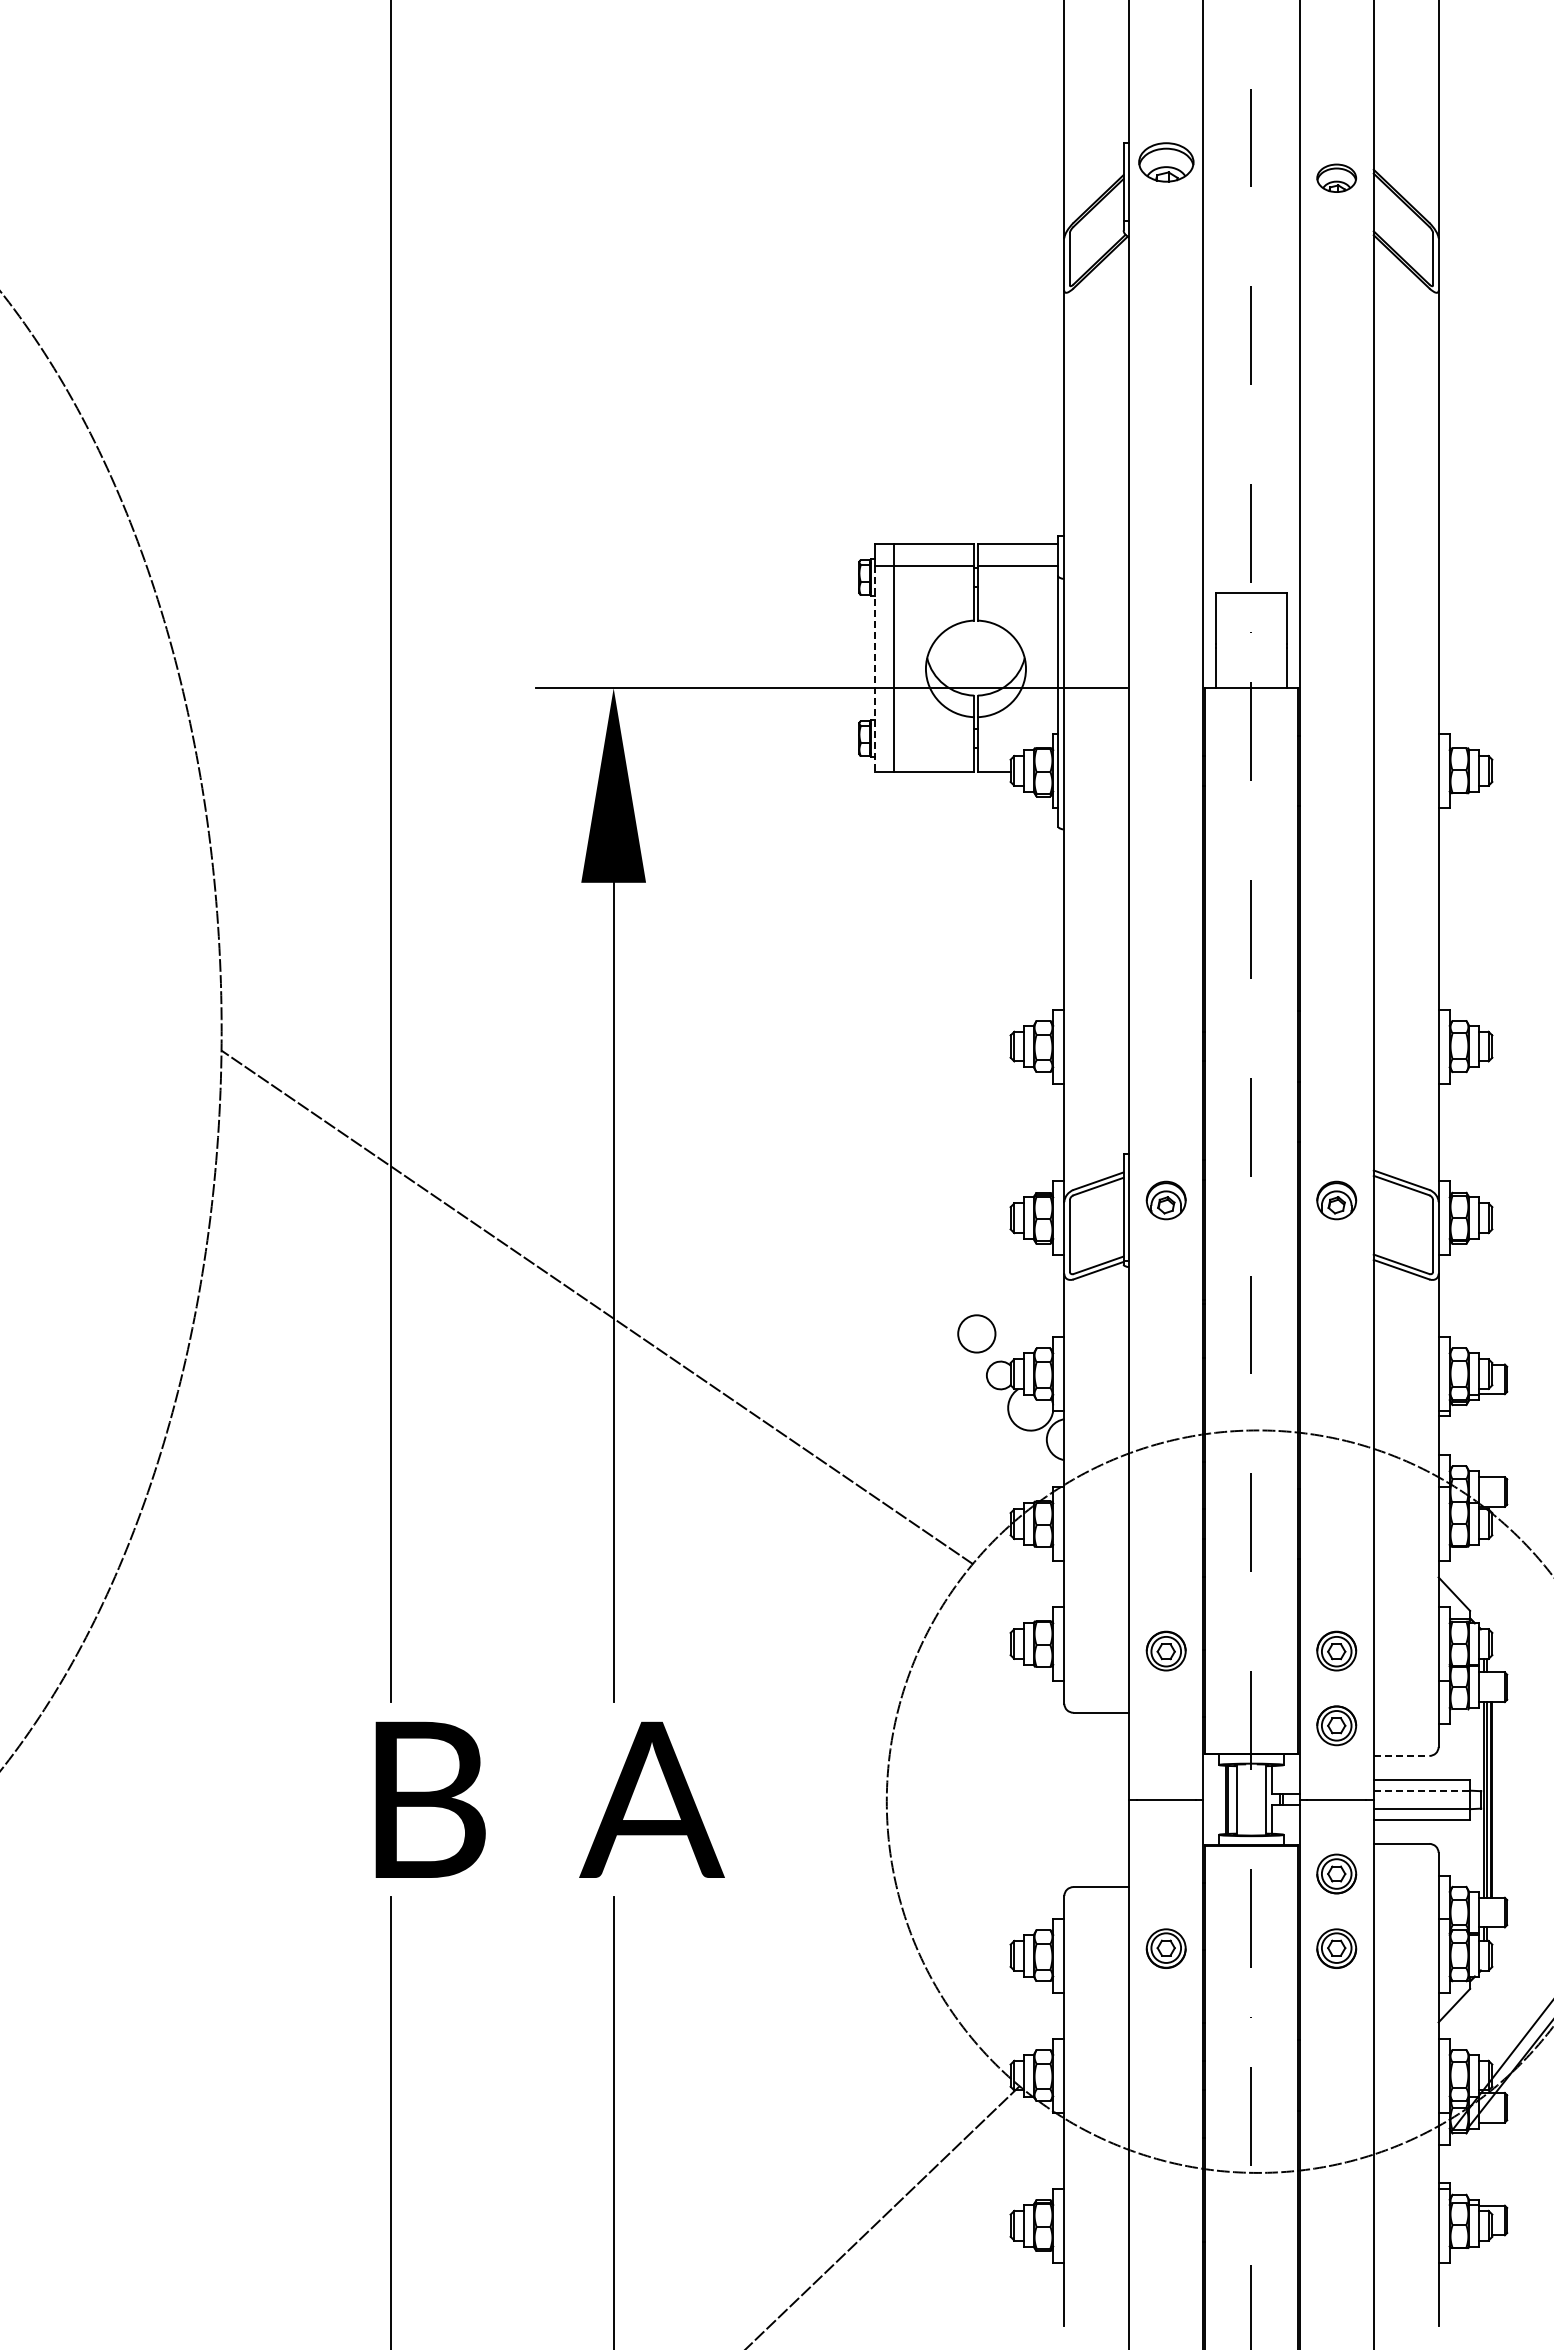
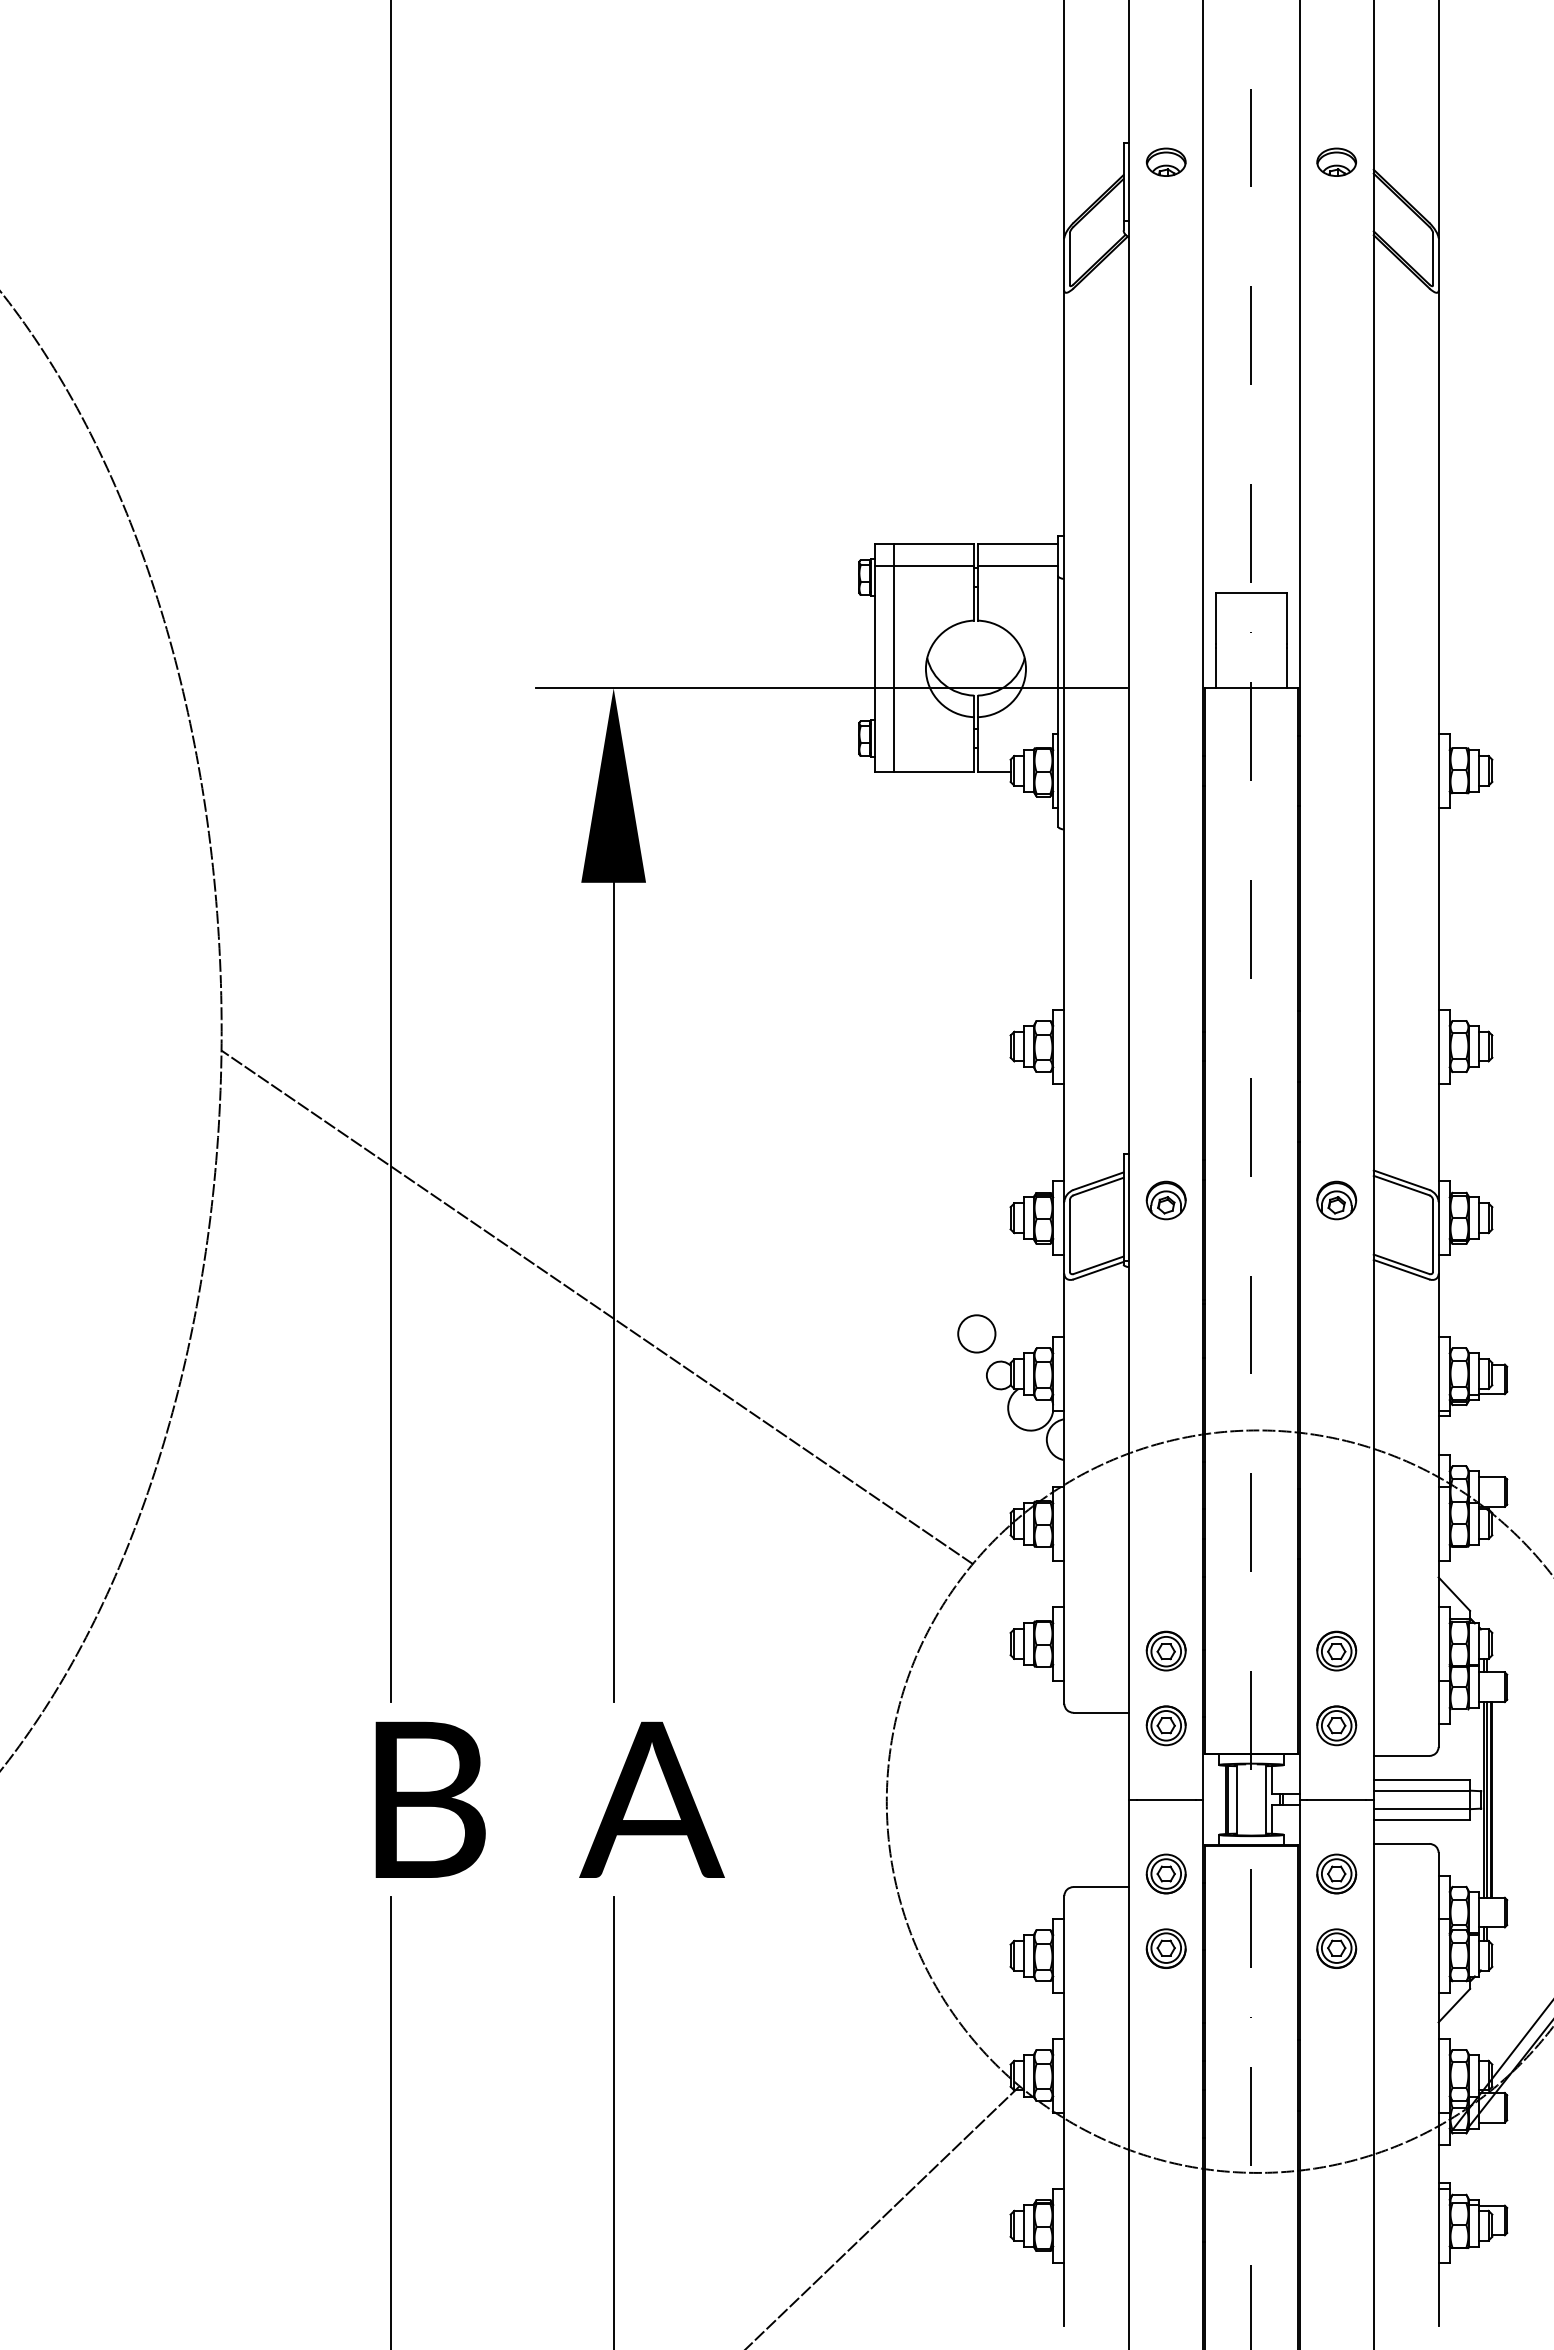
part size: 57x41 px -> 42x30 px (1165, 161)
part position: (1336, 177) -> (1336, 161) (1336, 161)
line: dashed -> solid (875, 668)
part: none -> present (1165, 1725)
line: dashed -> solid (1401, 1755)
line: dashed -> solid (1422, 1790)
part: none -> present (1165, 1873)
